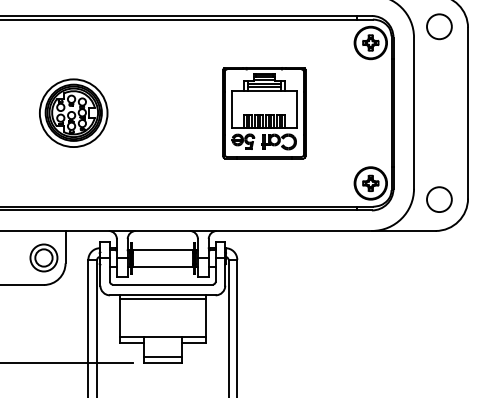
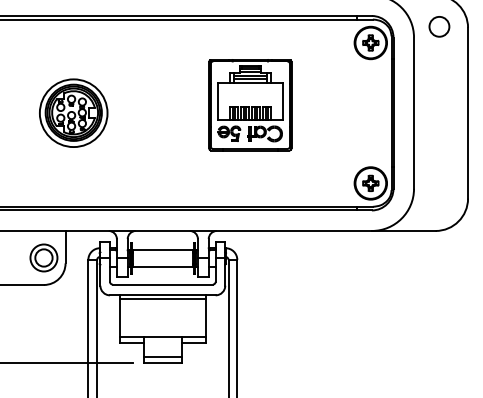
circle size: 27x28 px -> 23x22 px (439, 26)
part position: (264, 113) -> (250, 105) (250, 105)
circle: present -> none (439, 199)
